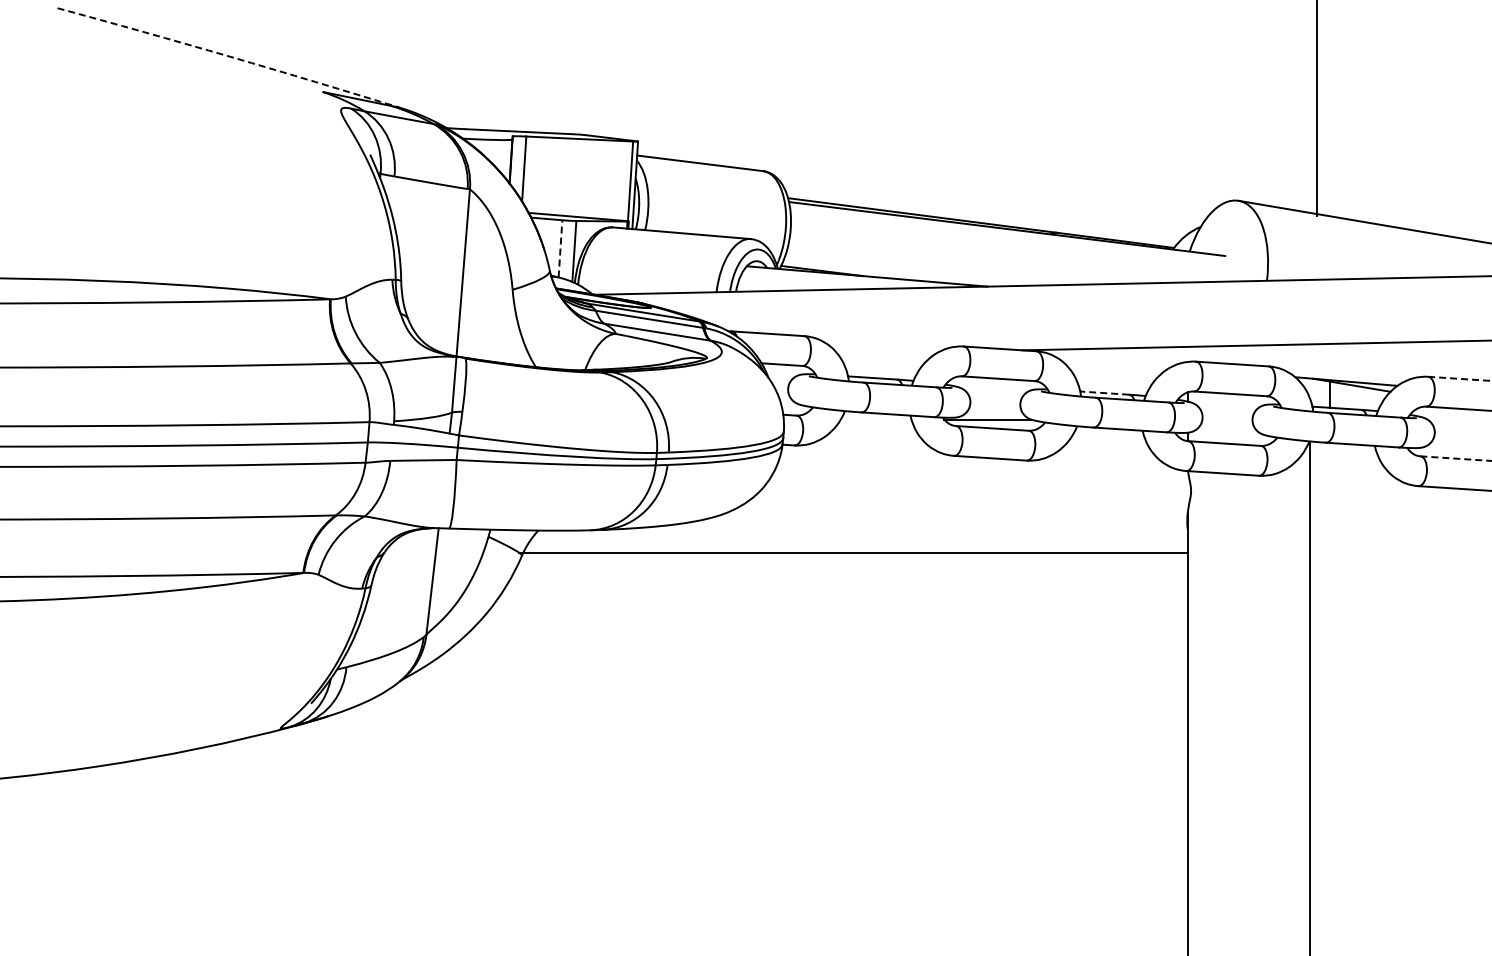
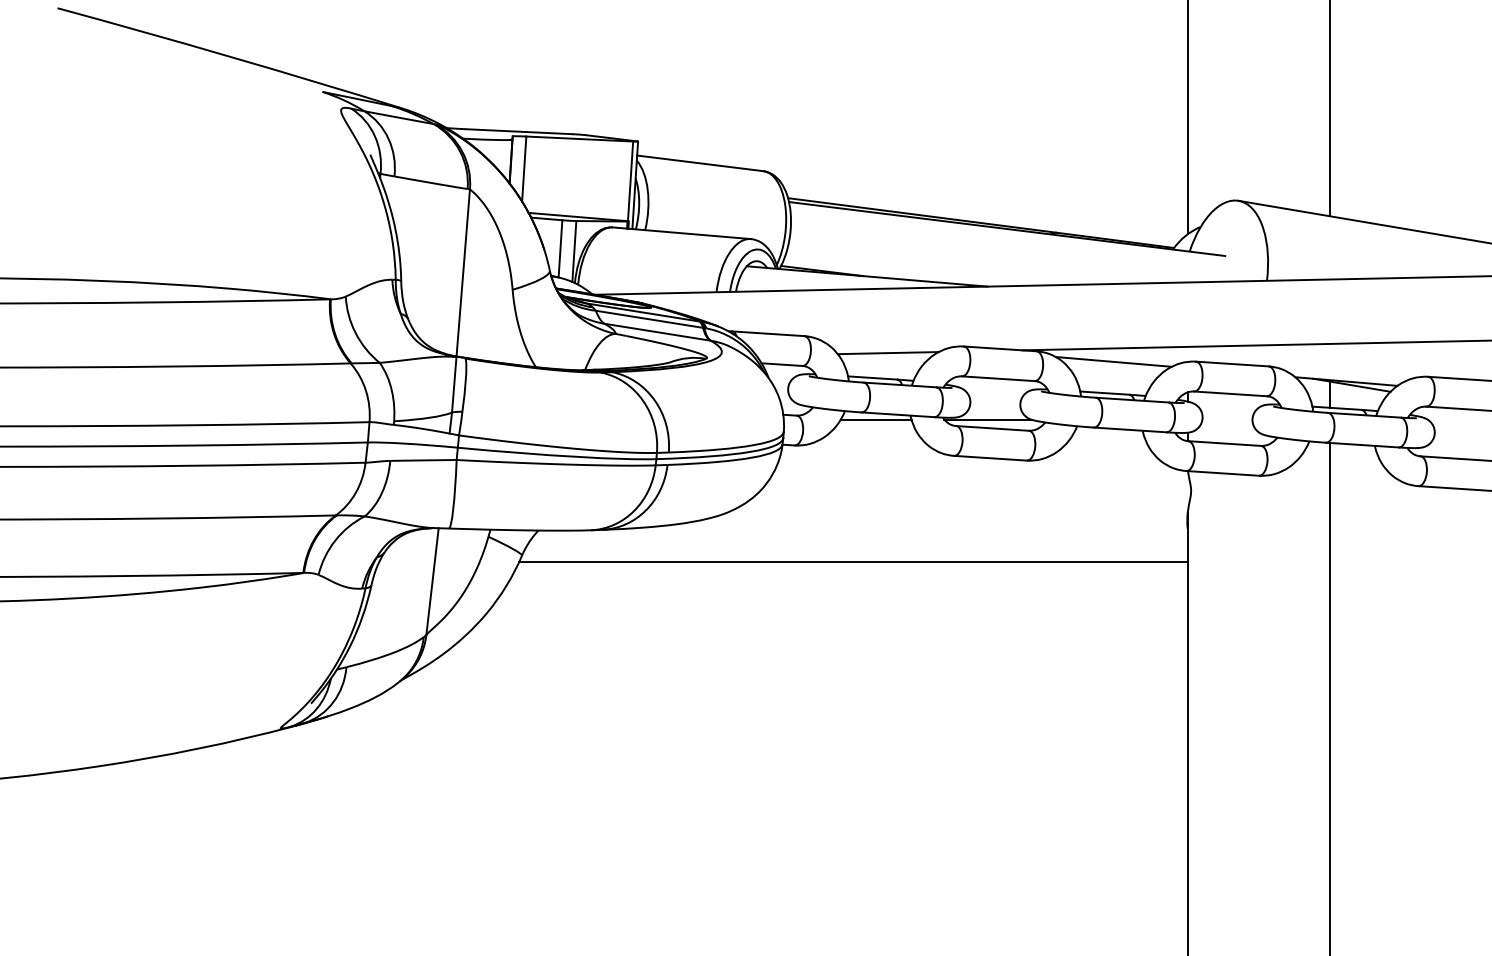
arc: dashed -> solid (230, 56)
line position: (1317, 109) -> (1330, 109) (1330, 109)
line: none -> present (1187, 118)
line: dashed -> solid (560, 248)
line: none -> present (887, 353)
line: none -> present (1113, 361)
line: dashed -> solid (1459, 378)
line: dashed -> solid (1104, 393)
line: none -> present (875, 419)
line: dashed -> solid (1455, 458)
line position: (853, 553) -> (853, 562) (853, 562)
line position: (1310, 697) -> (1330, 697) (1330, 697)
